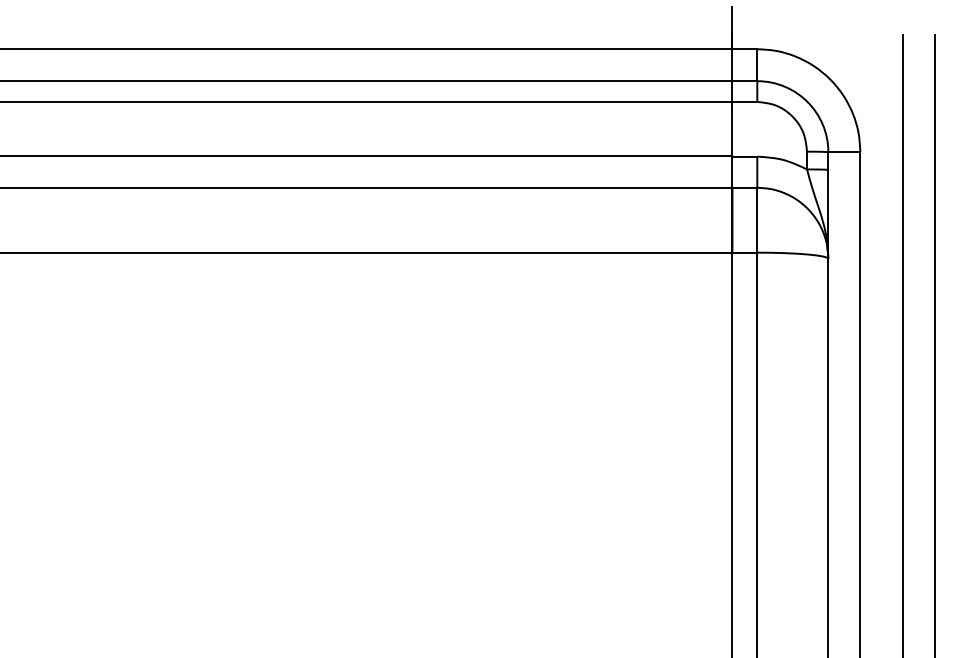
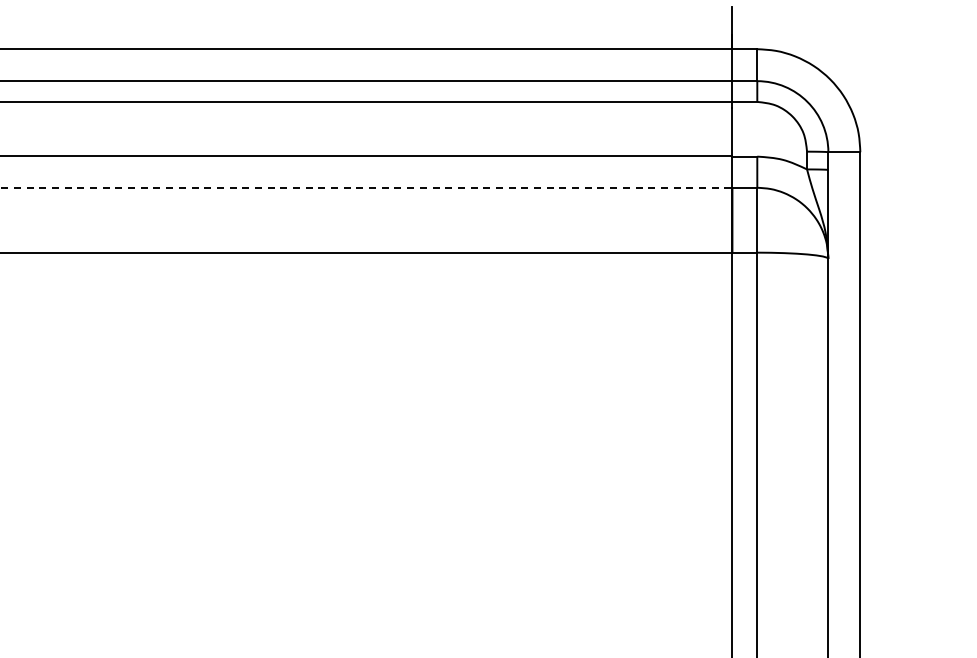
line: solid -> dashed (366, 187)
line: present -> none (903, 344)
line: present -> none (934, 344)
